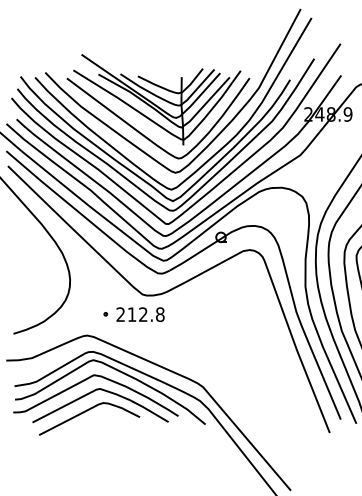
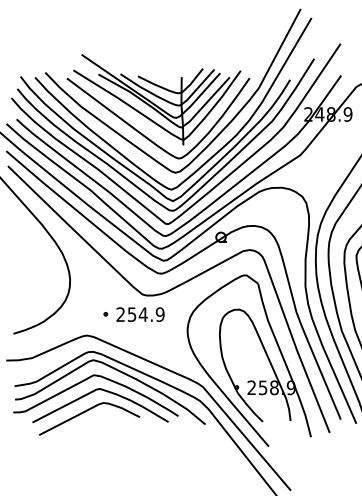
text: 212.8 -> 254.9 (145, 314)
part: none -> present (264, 352)
